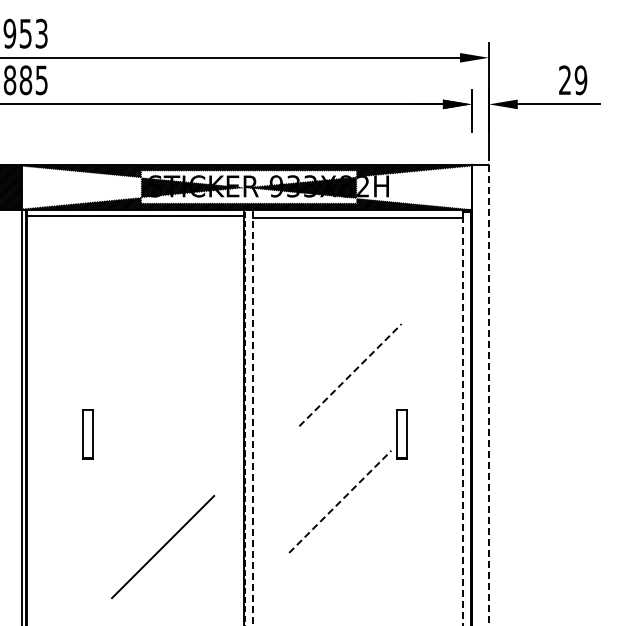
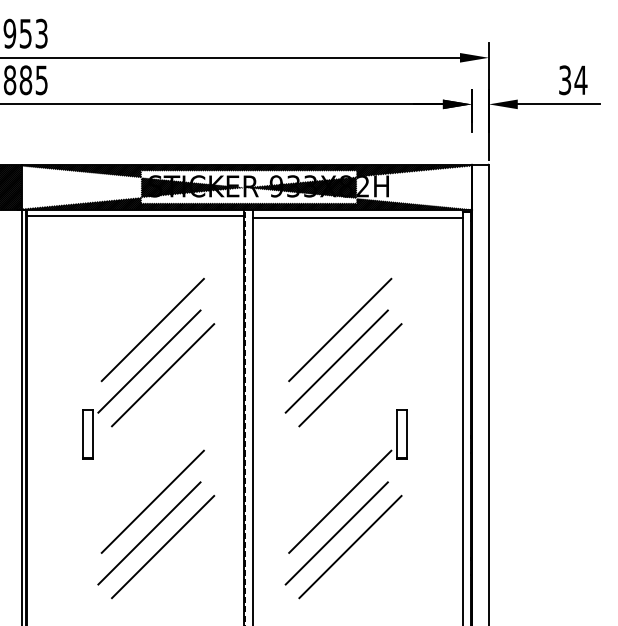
text: 29 -> 34 (573, 80)
line: none -> present (152, 329)
line: none -> present (340, 329)
line: none -> present (149, 361)
line: none -> present (336, 361)
line: dashed -> solid (350, 374)
line: none -> present (163, 375)
line: dashed -> solid (488, 395)
line: dashed -> solid (252, 417)
line: dashed -> solid (462, 421)
line: none -> present (152, 501)
line: dashed -> solid (340, 501)
line: none -> present (149, 533)
line: none -> present (336, 533)
line: none -> present (350, 546)
